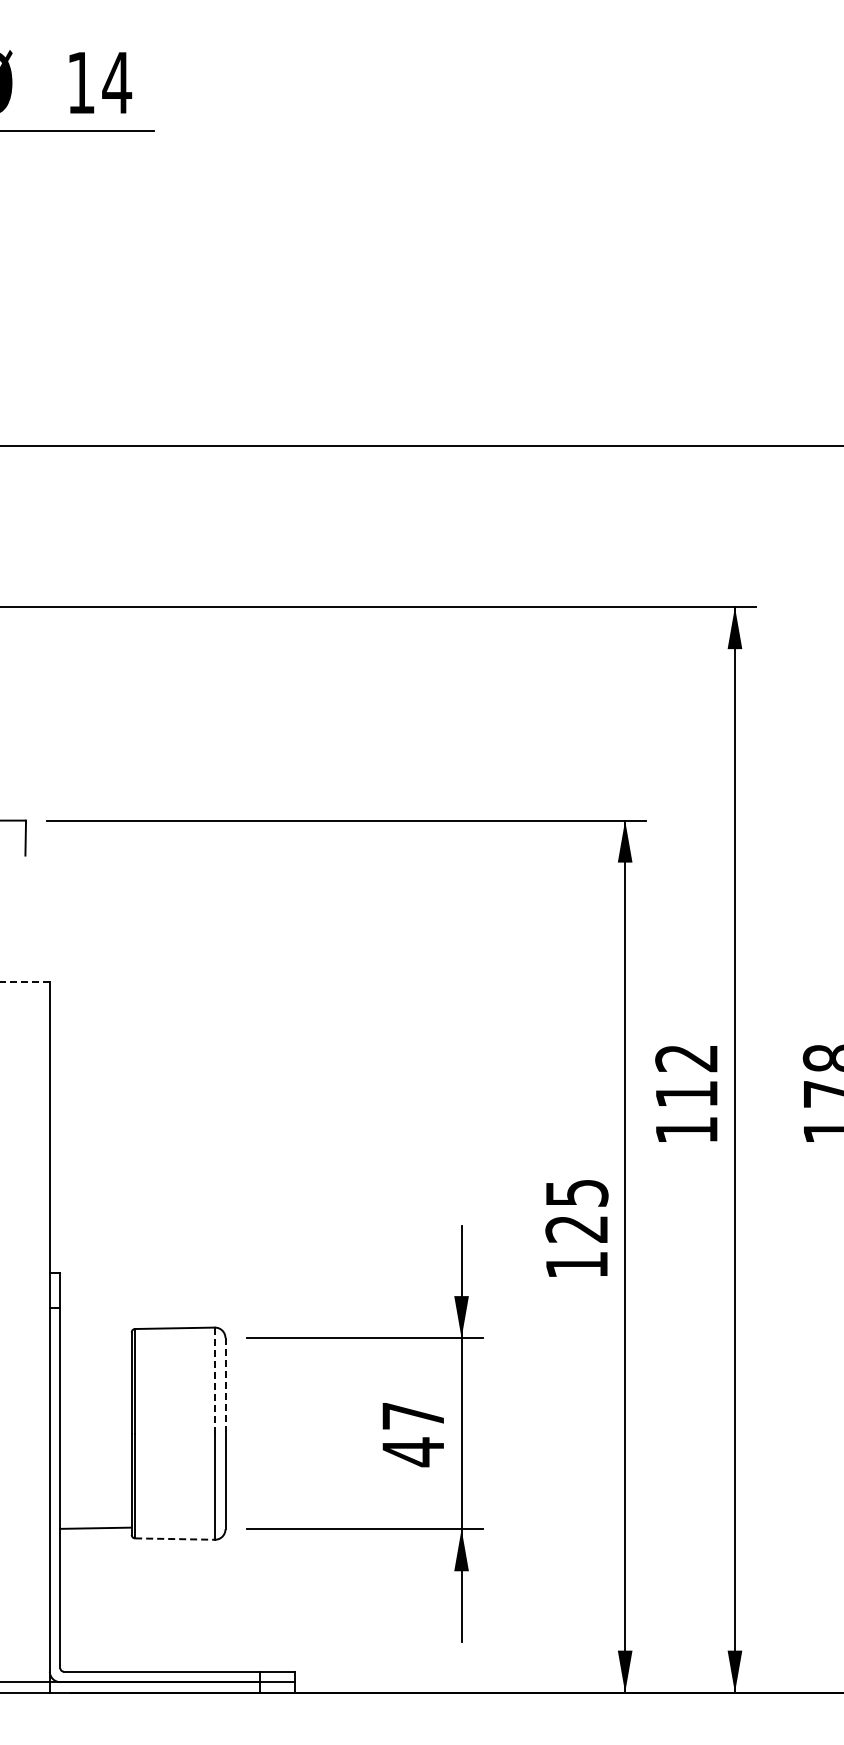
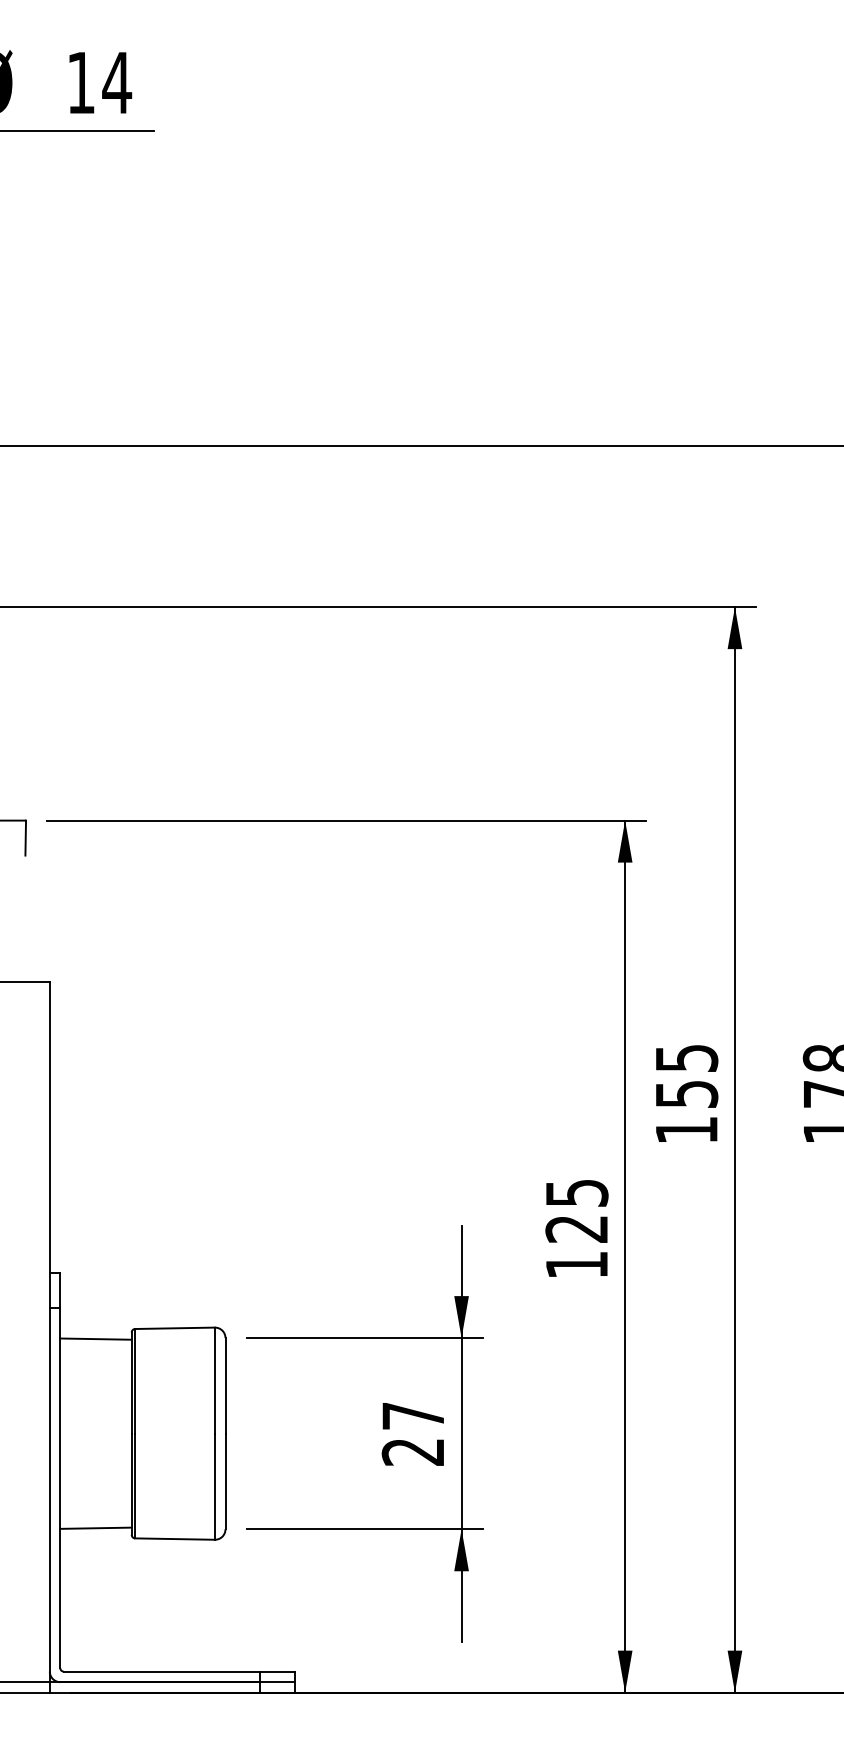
line: dashed -> solid (24, 982)
text: 112 -> 155 (686, 1076)
line: none -> present (95, 1338)
line: dashed -> solid (214, 1381)
line: dashed -> solid (225, 1385)
text: 47 -> 27 (412, 1452)
line: dashed -> solid (174, 1539)
